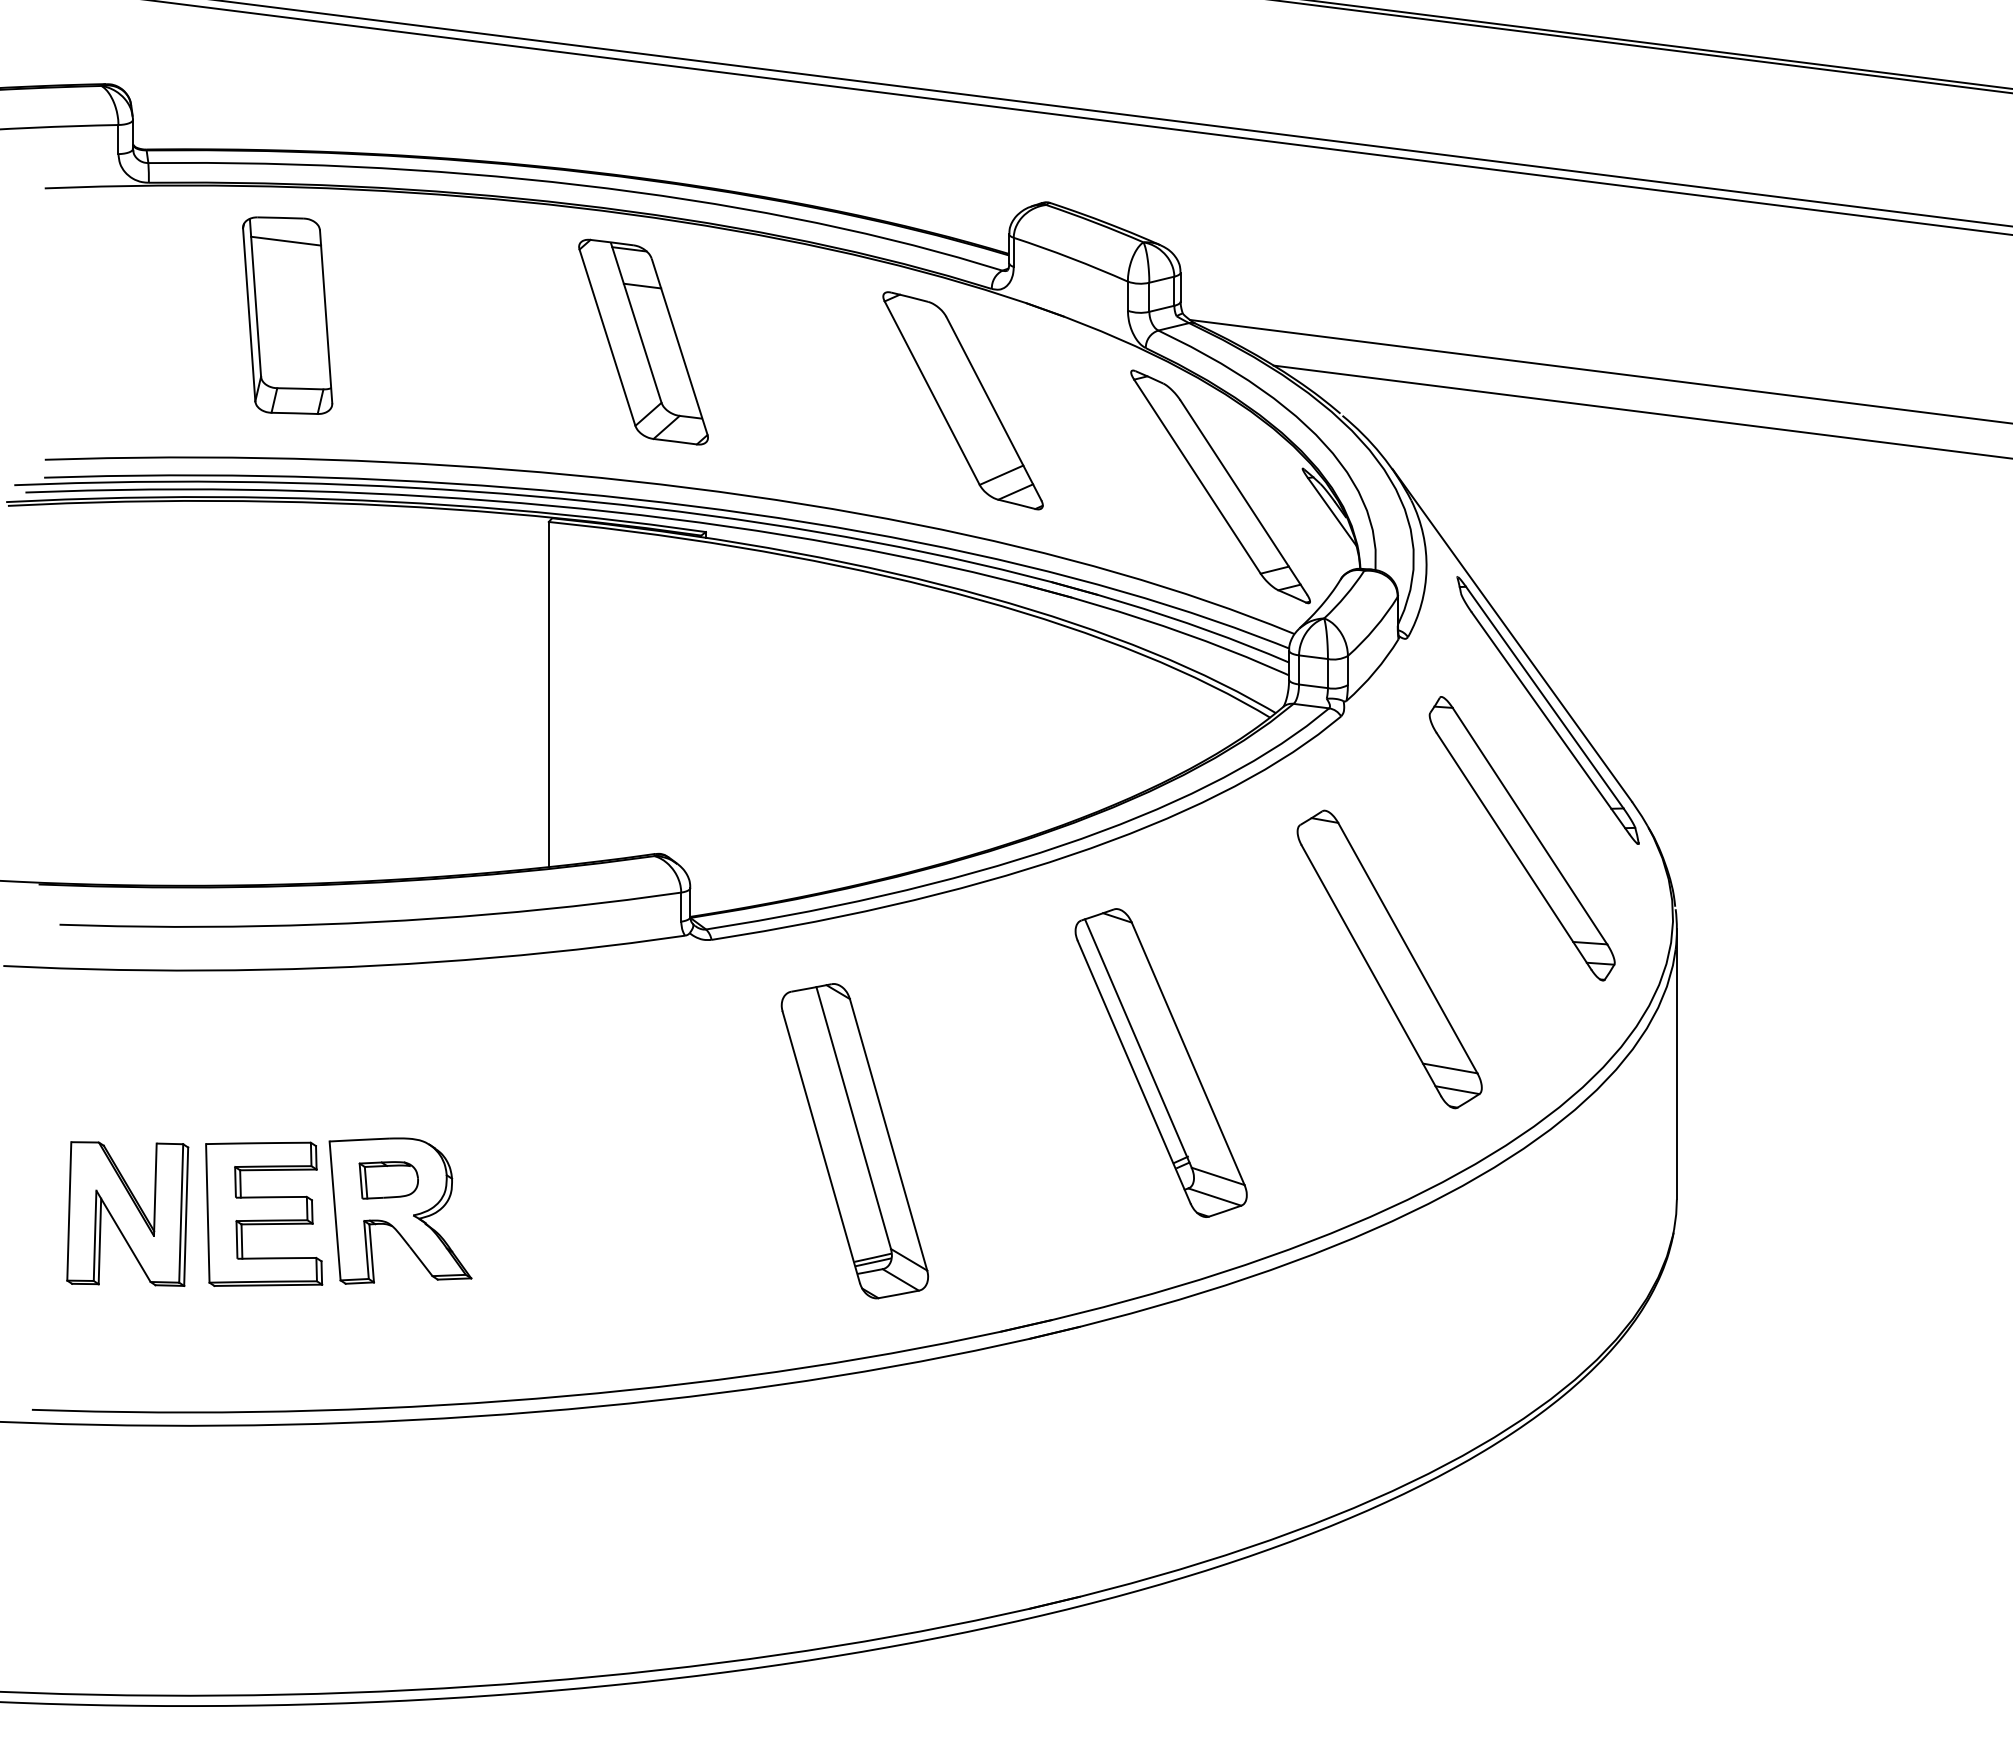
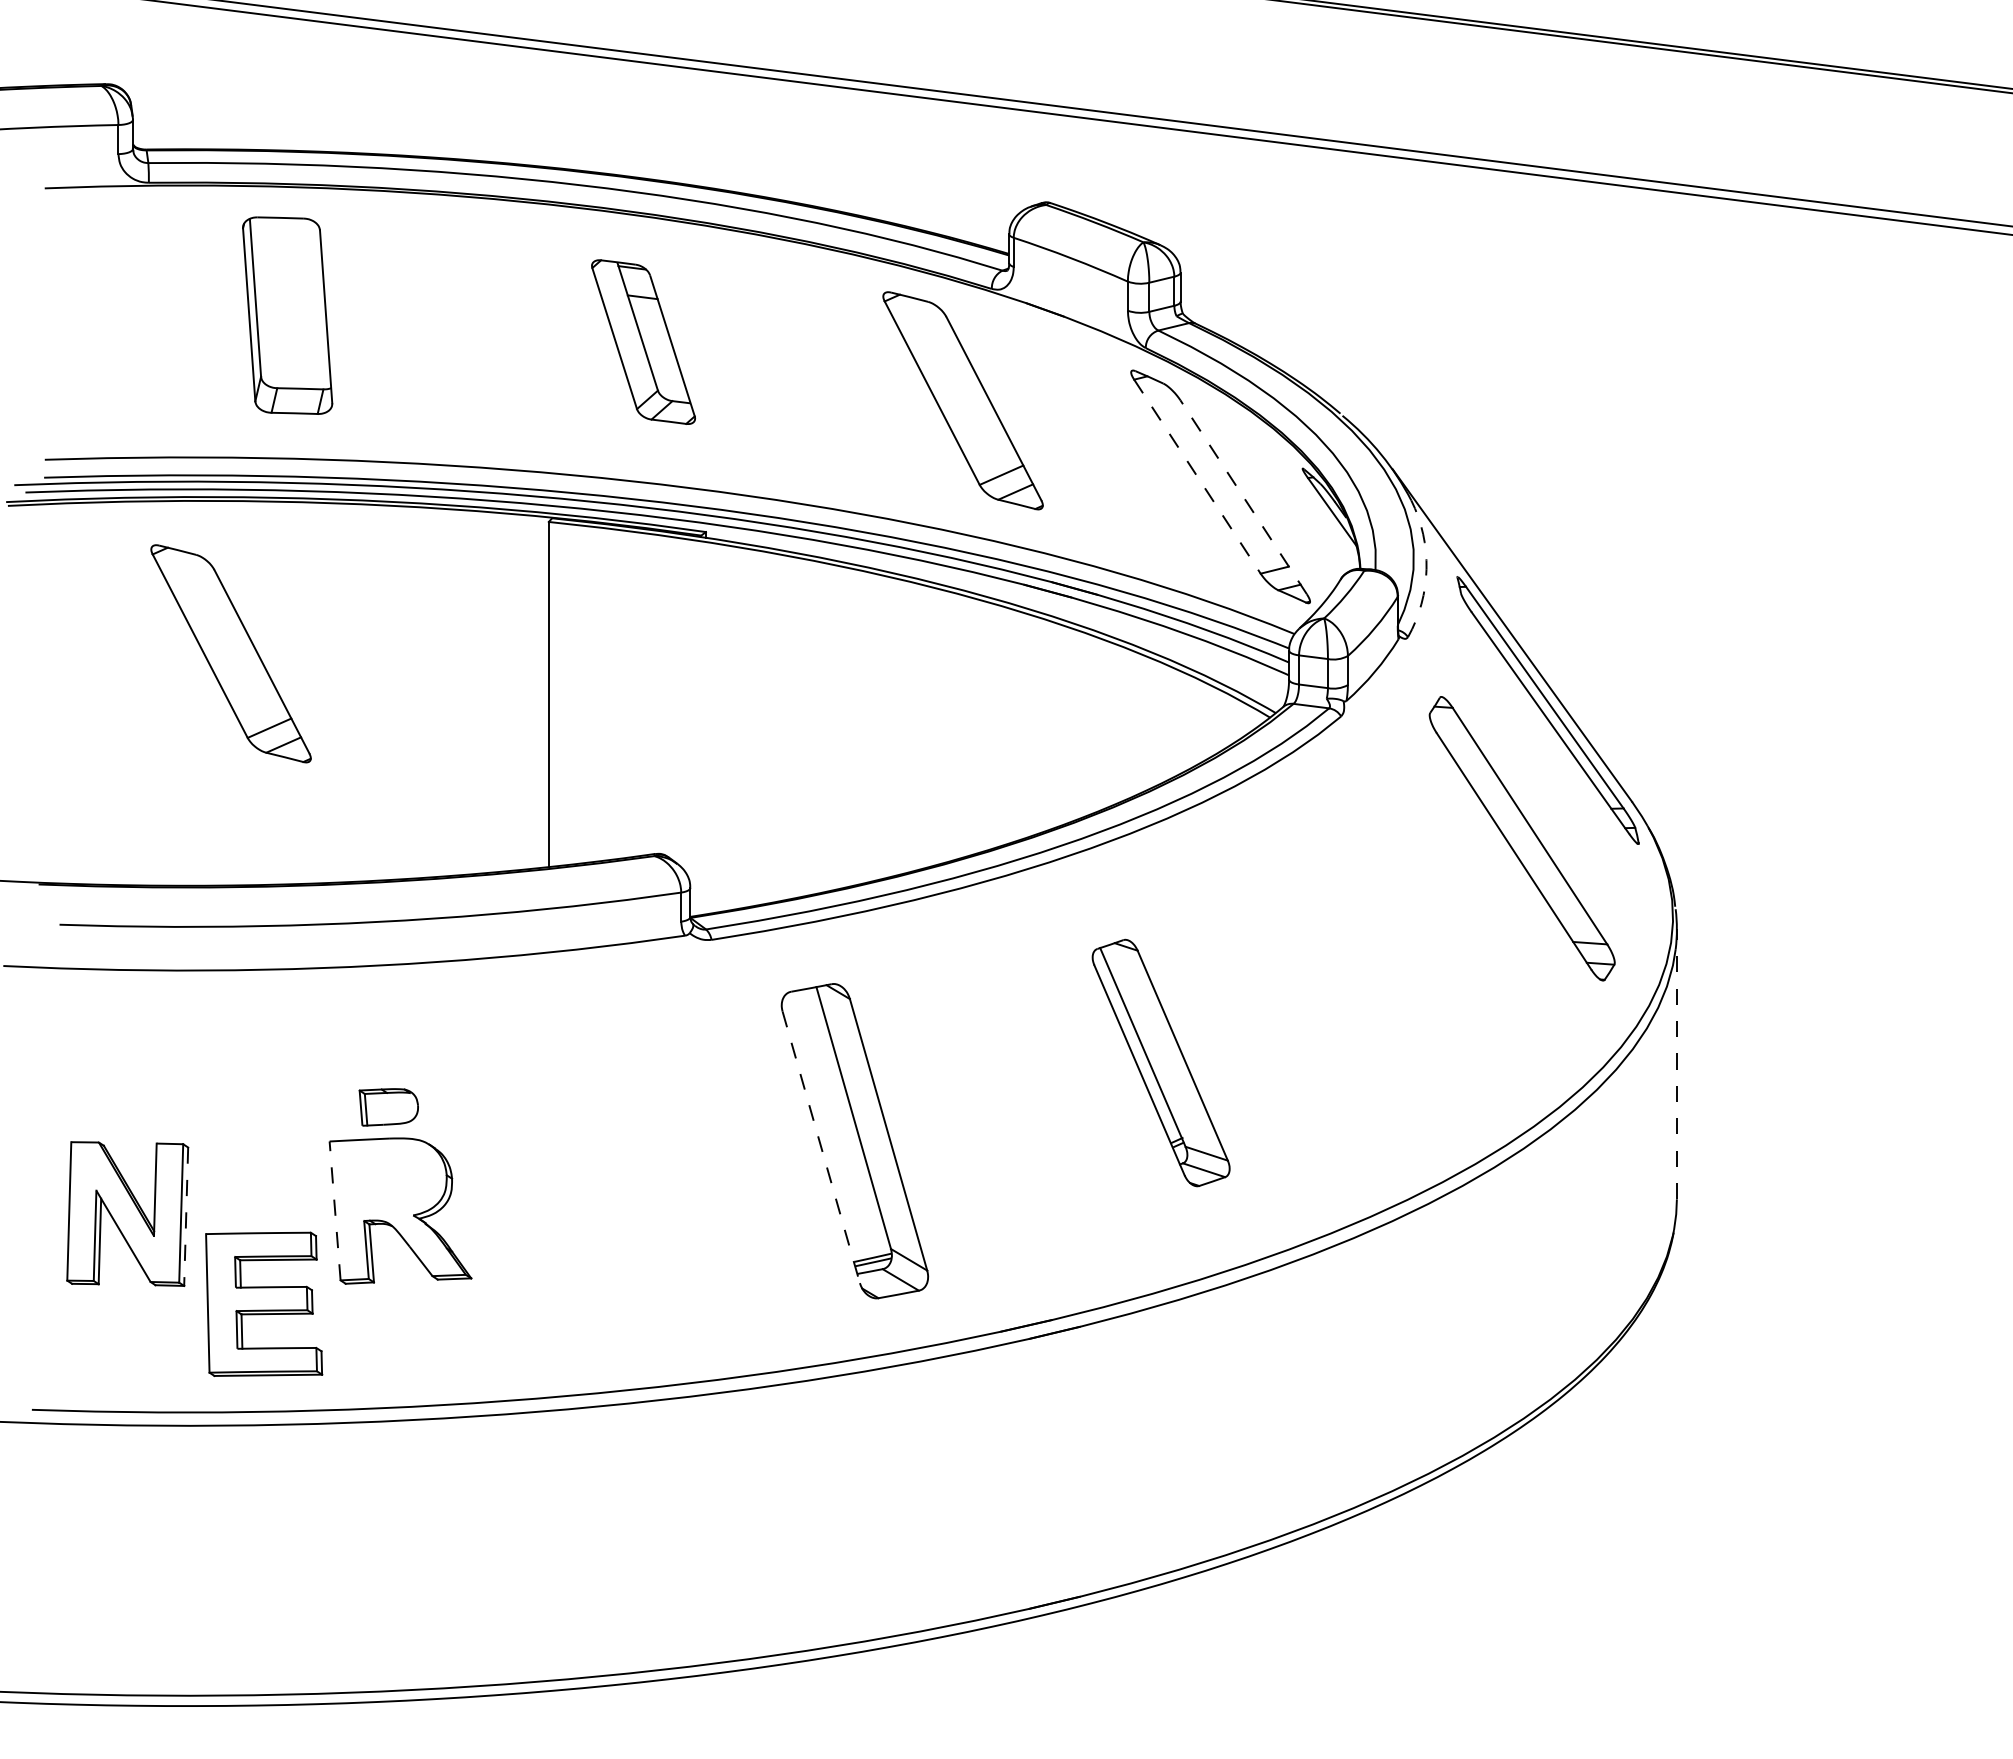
line: present -> none (286, 240)
part size: 131x208 px -> 105x166 px (643, 341)
line: present -> none (1599, 371)
line: present -> none (1641, 411)
line: solid -> dashed (1197, 476)
line: solid -> dashed (1243, 497)
arc: solid -> dashed (1426, 569)
part: none -> present (230, 653)
part: present -> none (1389, 959)
part size: 174x310 px -> 140x250 px (1160, 1062)
line: solid -> dashed (1676, 1064)
line: solid -> dashed (821, 1147)
part position: (388, 1180) -> (388, 1107) (388, 1107)
line: solid -> dashed (335, 1210)
part position: (264, 1213) -> (264, 1303) (264, 1303)
line: solid -> dashed (186, 1217)
